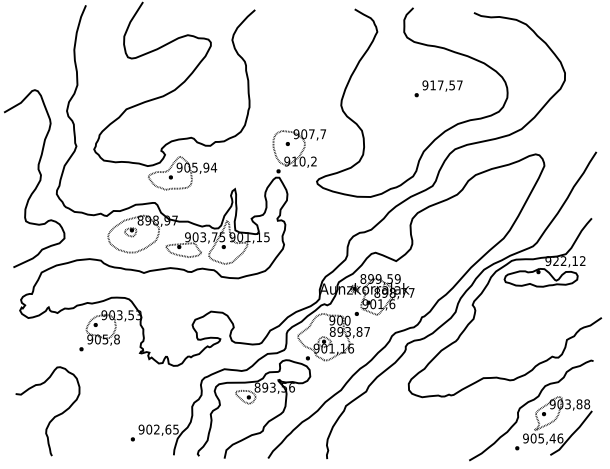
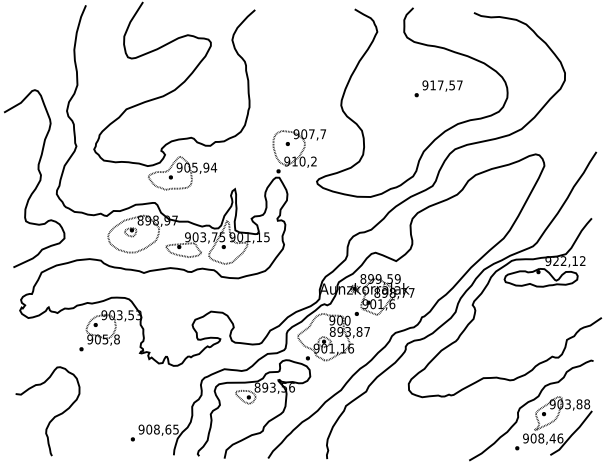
text: 902,65 -> 908,65 (156, 429)
text: 905,46 -> 908,46 (541, 438)
